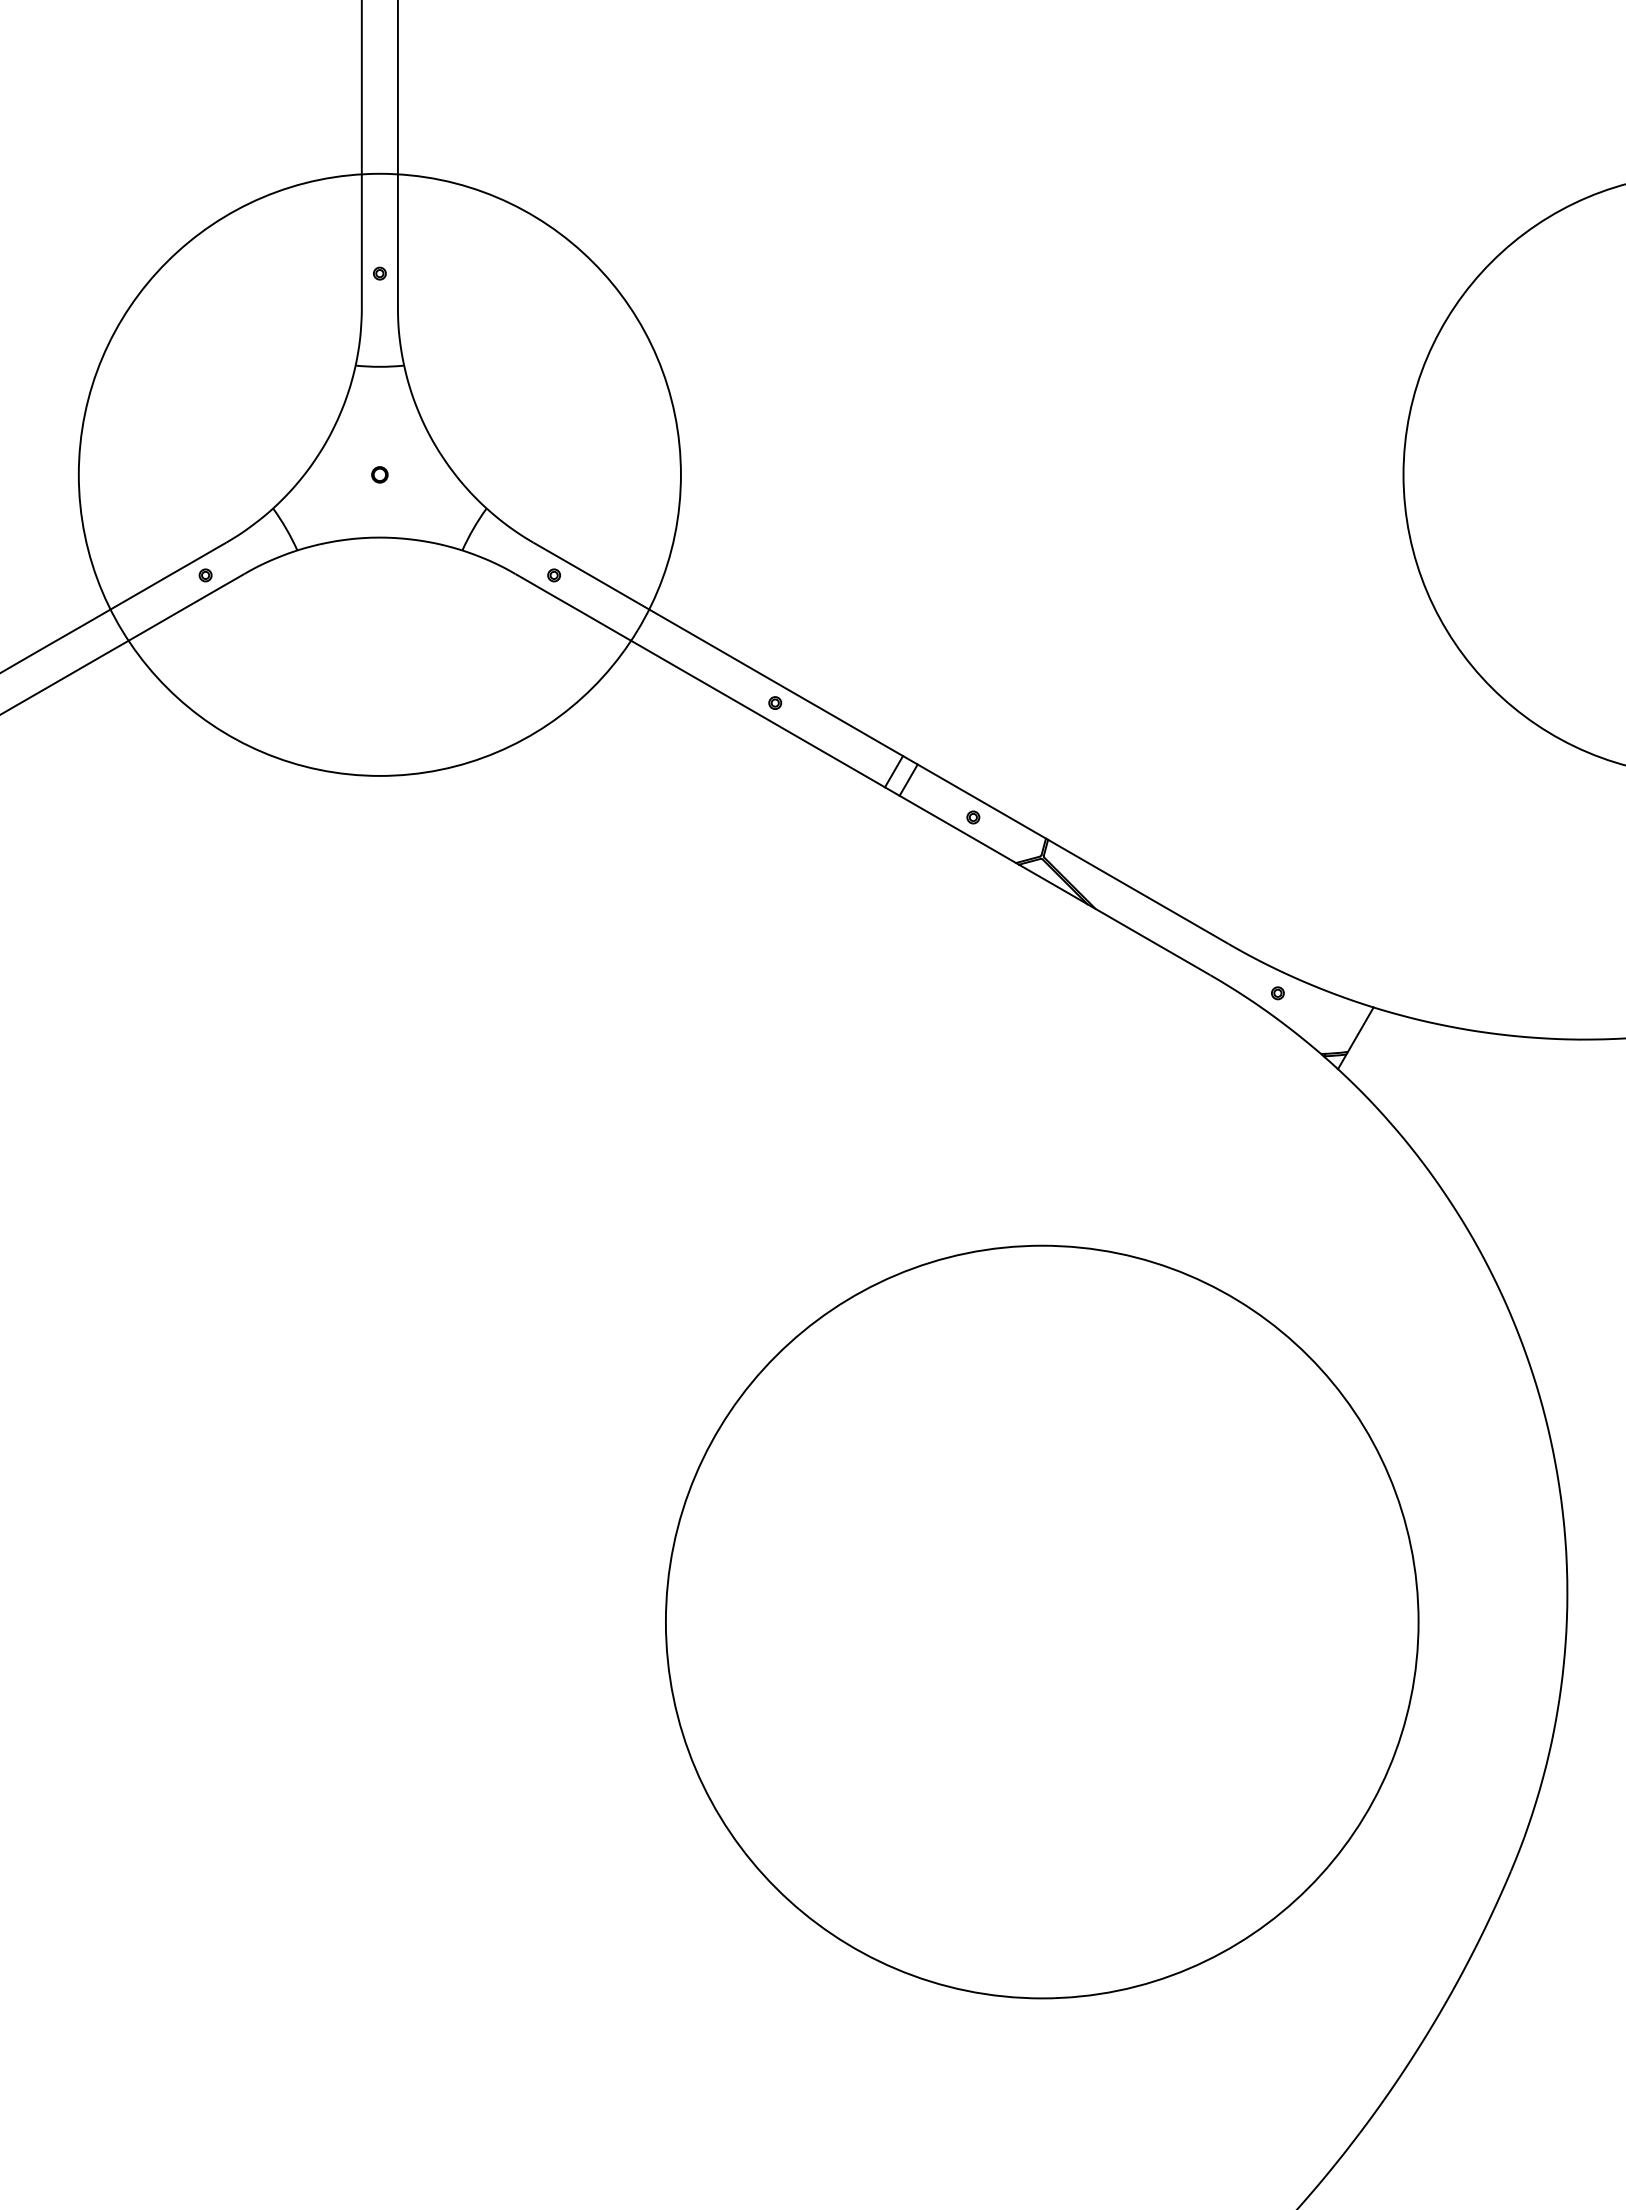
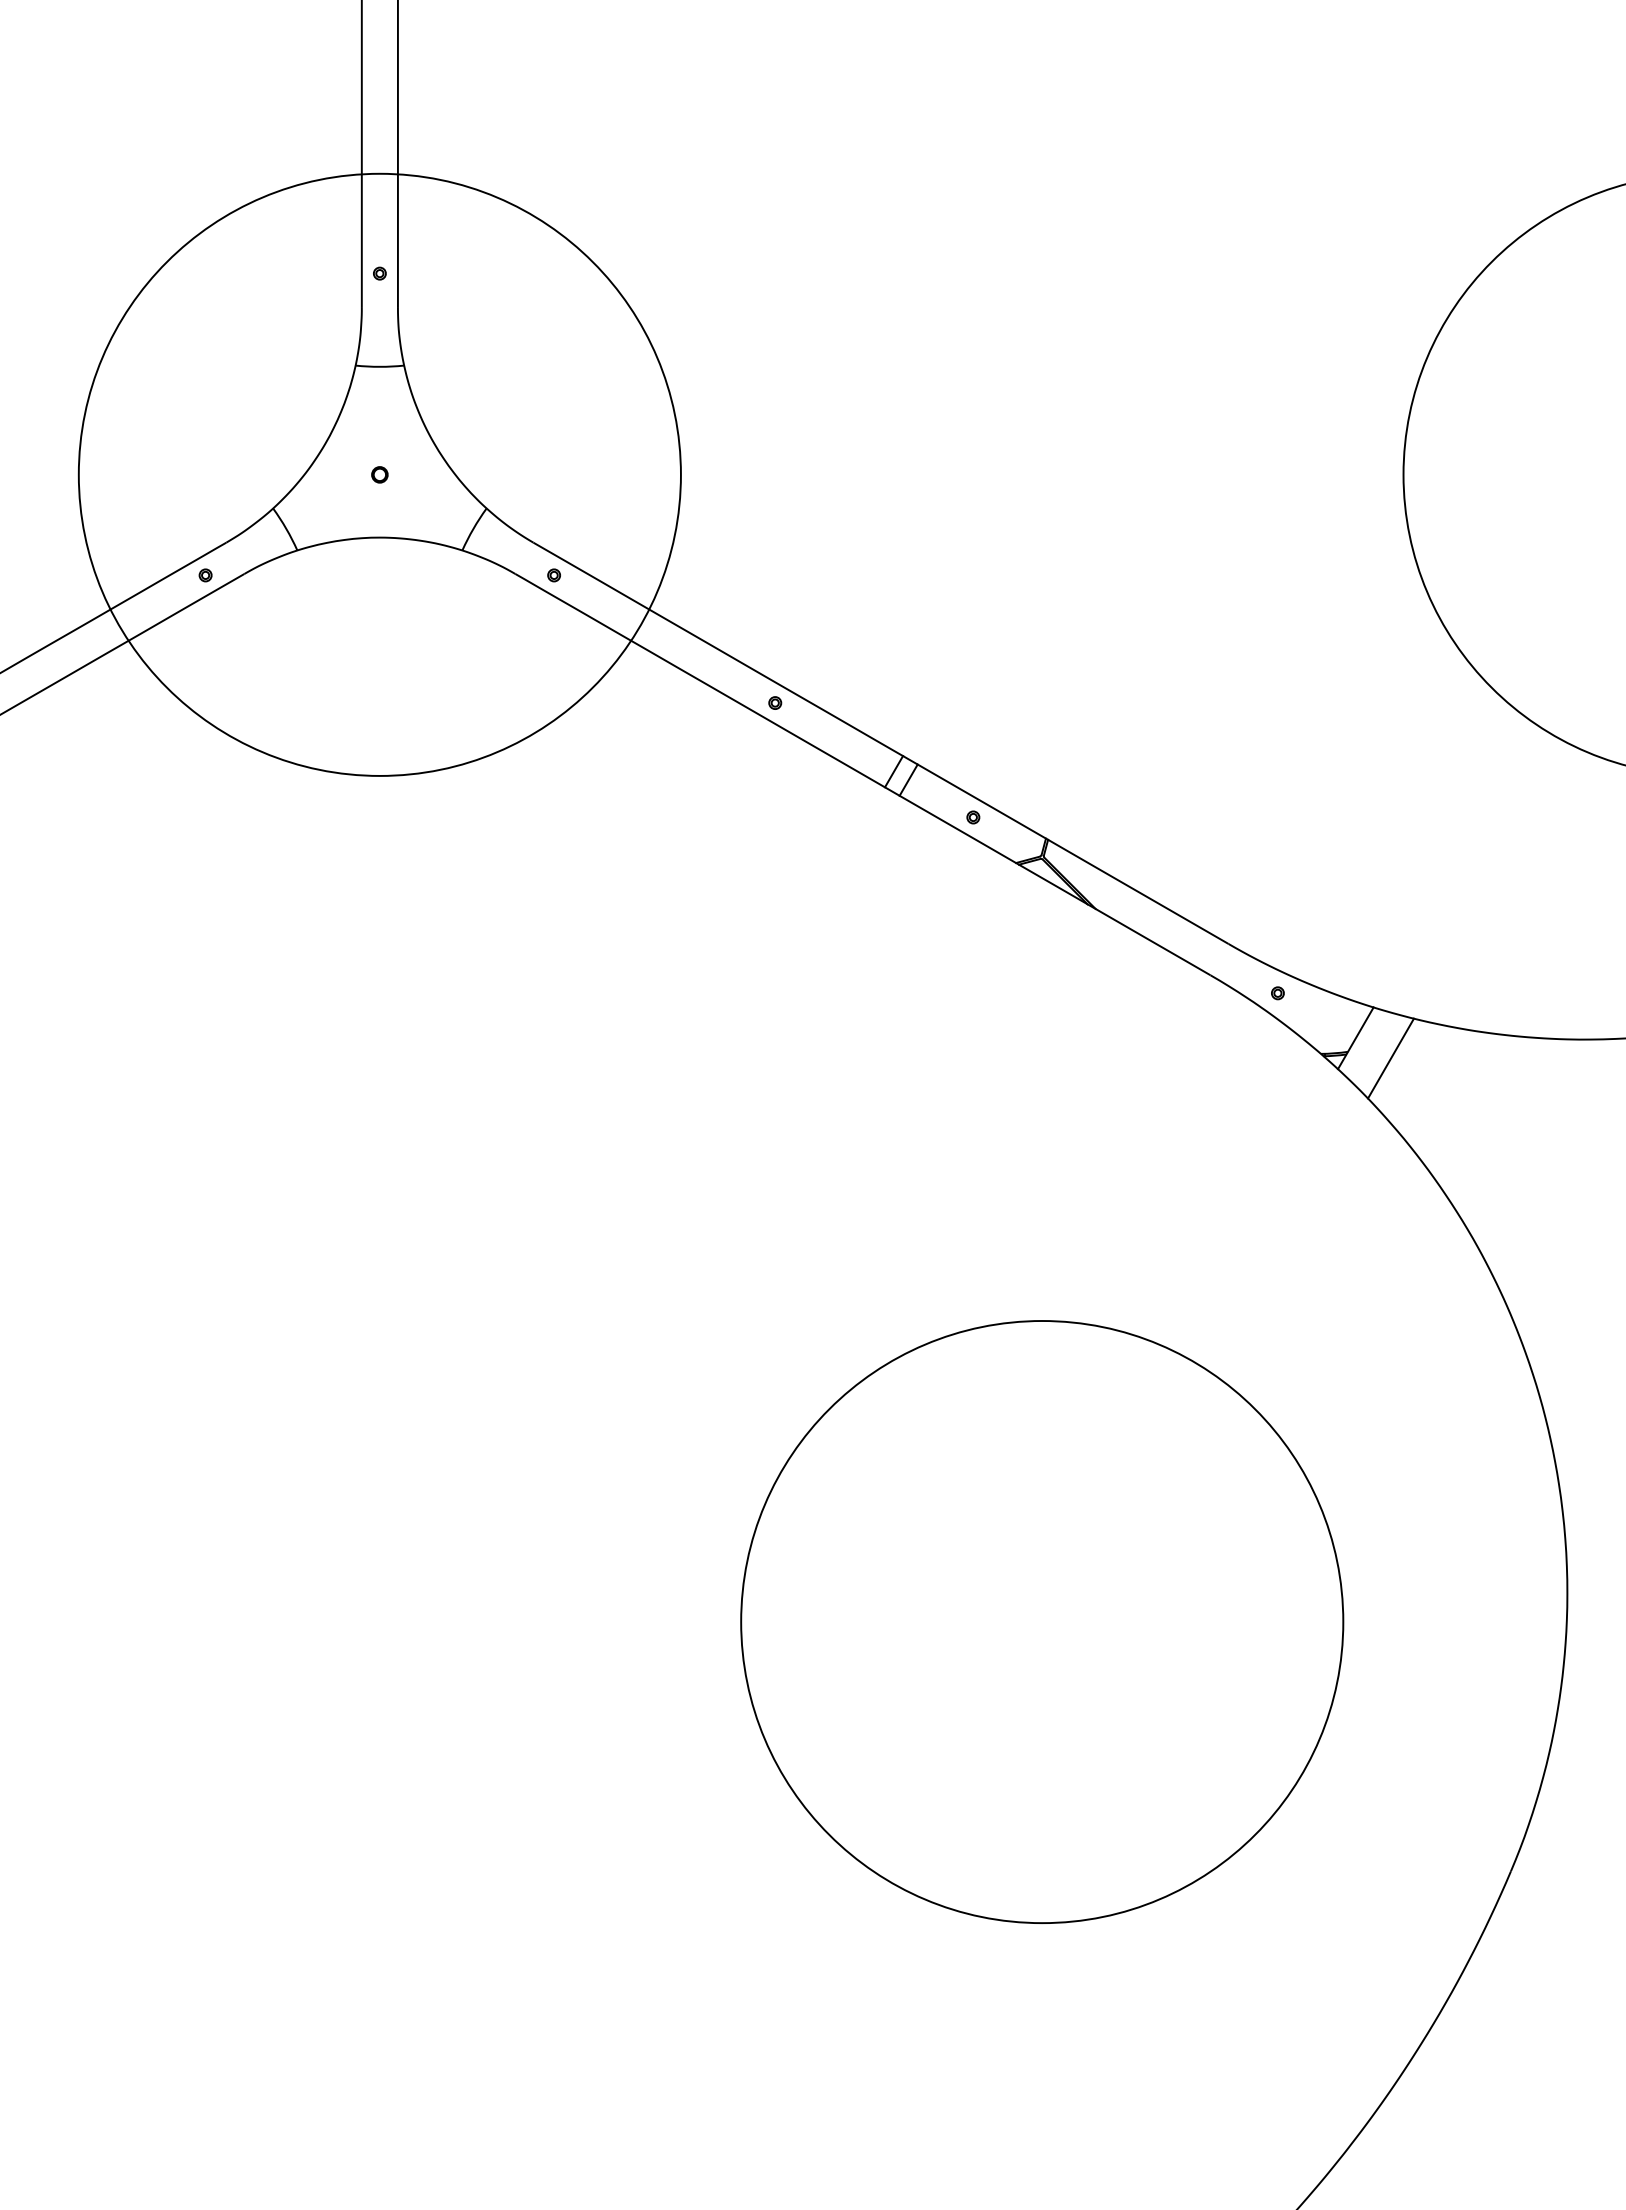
line: none -> present (1391, 1058)
circle diameter: 753 px -> 602 px (1042, 1622)
